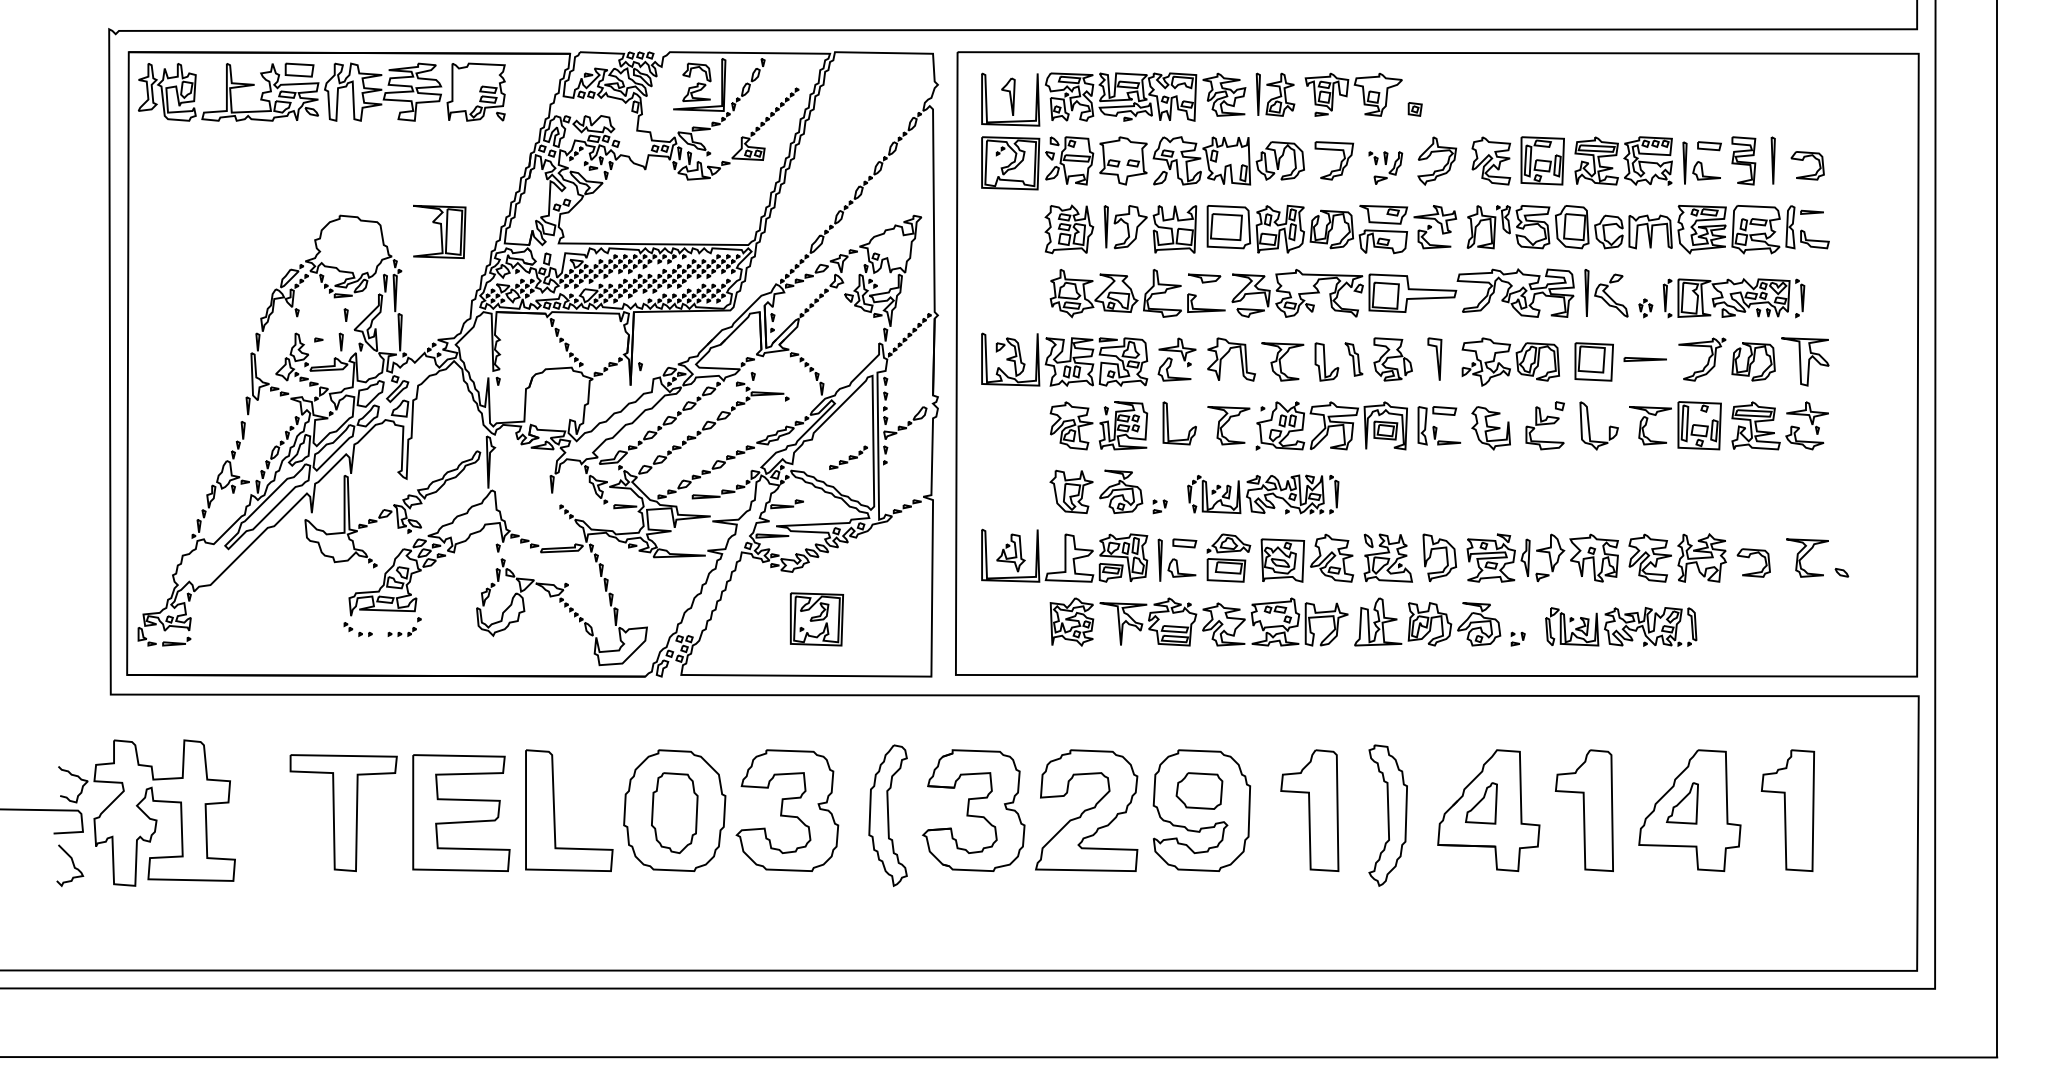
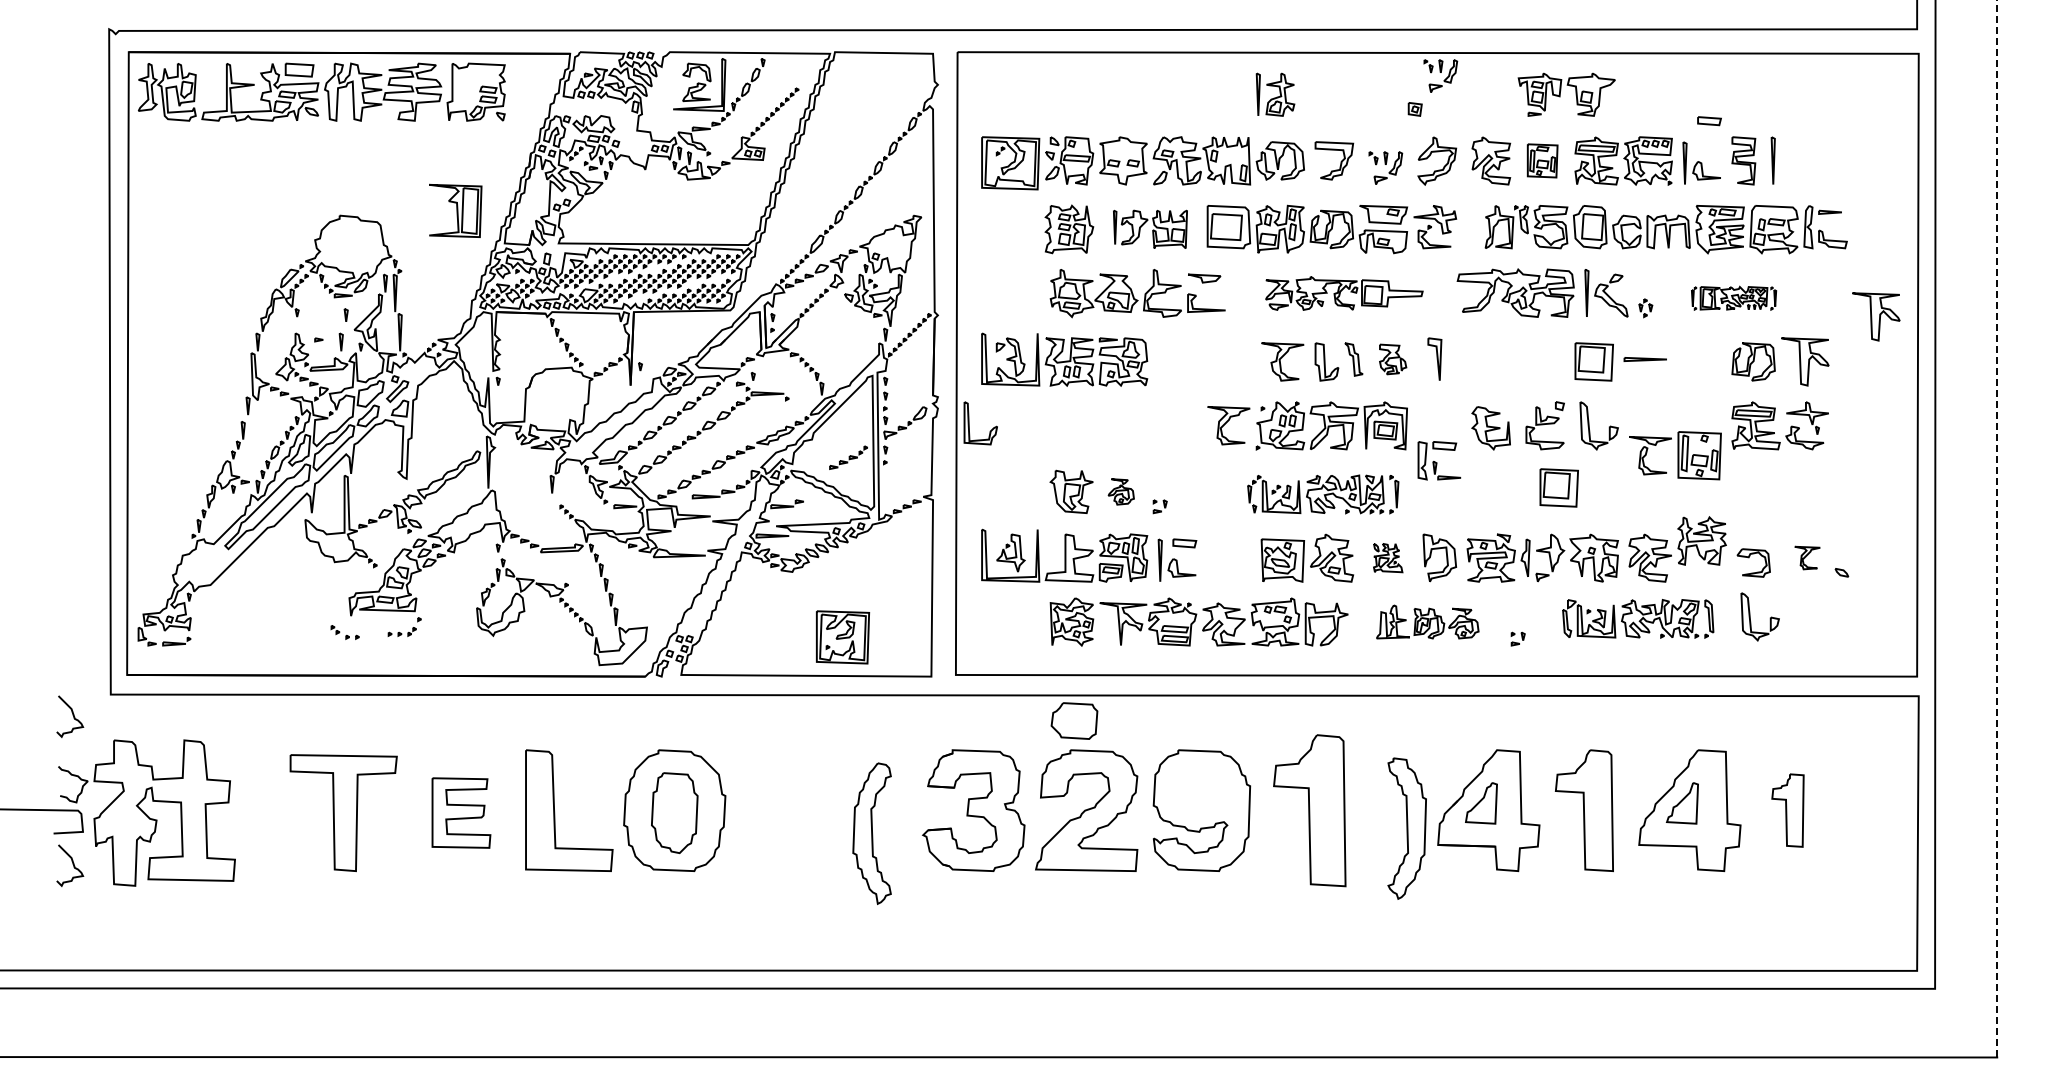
part: none -> present (1440, 75)
part position: (1353, 94) -> (1566, 94) (1566, 94)
part: present -> none (1113, 99)
part position: (1709, 146) -> (1709, 121) (1709, 121)
part size: 45x50 px -> 33x36 px (1542, 160)
part: present -> none (1803, 160)
part size: 95x49 px -> 75x40 px (1150, 228)
part position: (1647, 229) -> (1665, 229) (1665, 229)
part position: (439, 231) -> (455, 210) (455, 210)
part size: 227x49 px -> 159x35 px (1344, 293)
part size: 144x41 px -> 87x26 px (1734, 297)
part: none -> present (1876, 316)
part: present -> none (1227, 354)
part: present -> none (1176, 359)
part size: 40x45 px -> 29x33 px (1393, 359)
part: present -> none (1702, 359)
part: present -> none (1510, 361)
part position: (1168, 423) -> (969, 423) (969, 423)
part: present -> none (1098, 425)
part position: (1439, 425) -> (1439, 460) (1439, 460)
part position: (1675, 425) -> (1675, 455) (1675, 455)
part: none -> present (1558, 487)
part size: 45x46 px -> 28x28 px (1120, 491)
part position: (1263, 494) -> (1323, 494) (1323, 494)
line: solid -> dashed (1997, 528)
part: present -> none (1228, 557)
part size: 50x50 px -> 31x31 px (1388, 558)
part position: (1701, 557) -> (1701, 540) (1701, 540)
part size: 43x40 px -> 27x26 px (1807, 557)
part: none -> present (1750, 616)
part position: (817, 619) -> (843, 637) (843, 637)
part size: 148x50 px -> 104x36 px (1427, 621)
part position: (1621, 626) -> (1638, 618) (1638, 618)
part position: (357, 629) -> (344, 632) (344, 632)
curve: none -> present (72, 715)
part position: (1199, 790) -> (1074, 720) (1074, 720)
part: present -> none (787, 810)
part size: 60x123 px -> 74x154 px (1309, 810)
part size: 56x123 px -> 34x75 px (1787, 810)
part size: 99x118 px -> 61x72 px (461, 812)
part position: (887, 815) -> (871, 833) (871, 833)
part position: (1387, 815) -> (1406, 828) (1406, 828)
